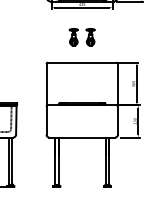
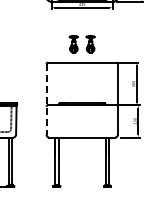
part position: (81, 37) -> (81, 44) (81, 44)
line: solid -> dashed (46, 99)
